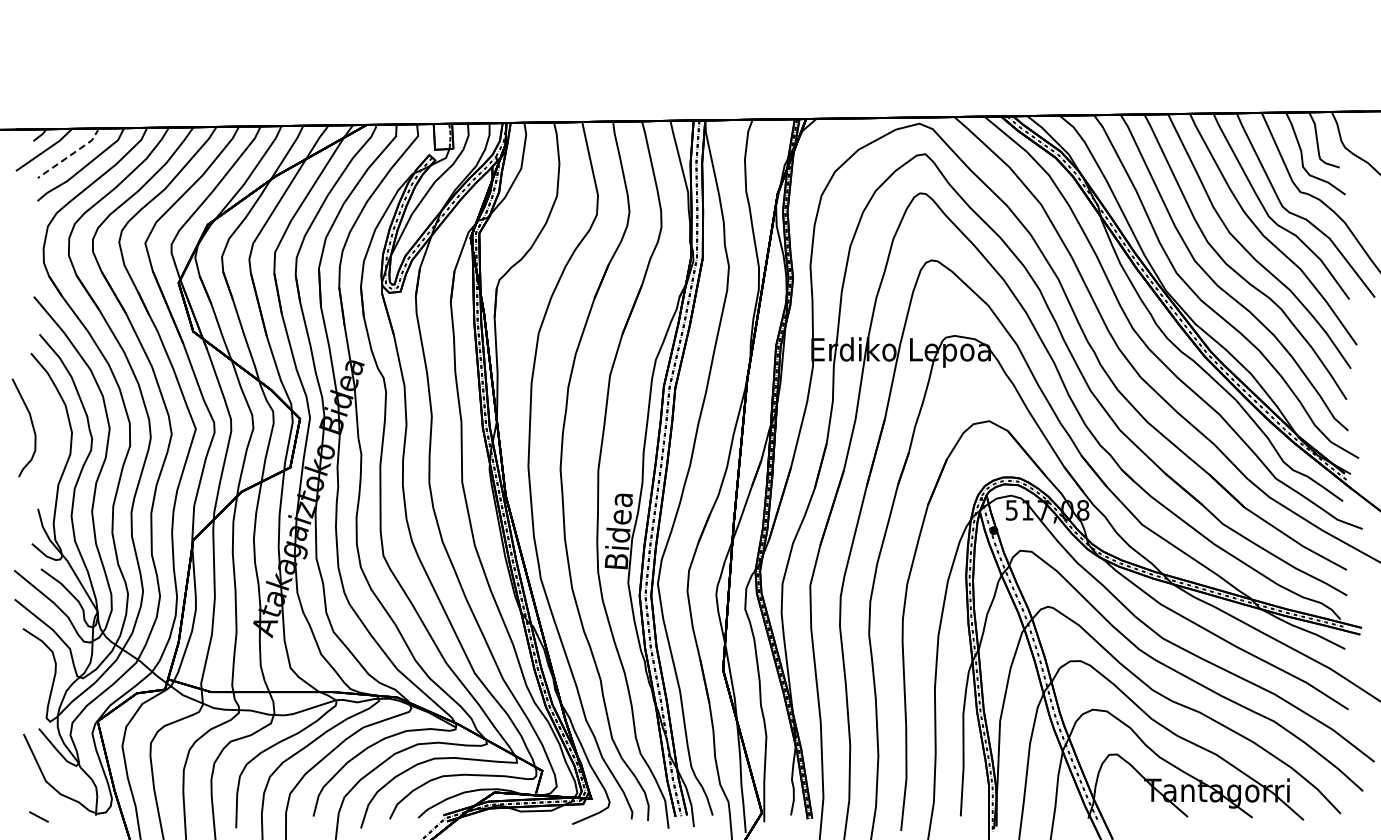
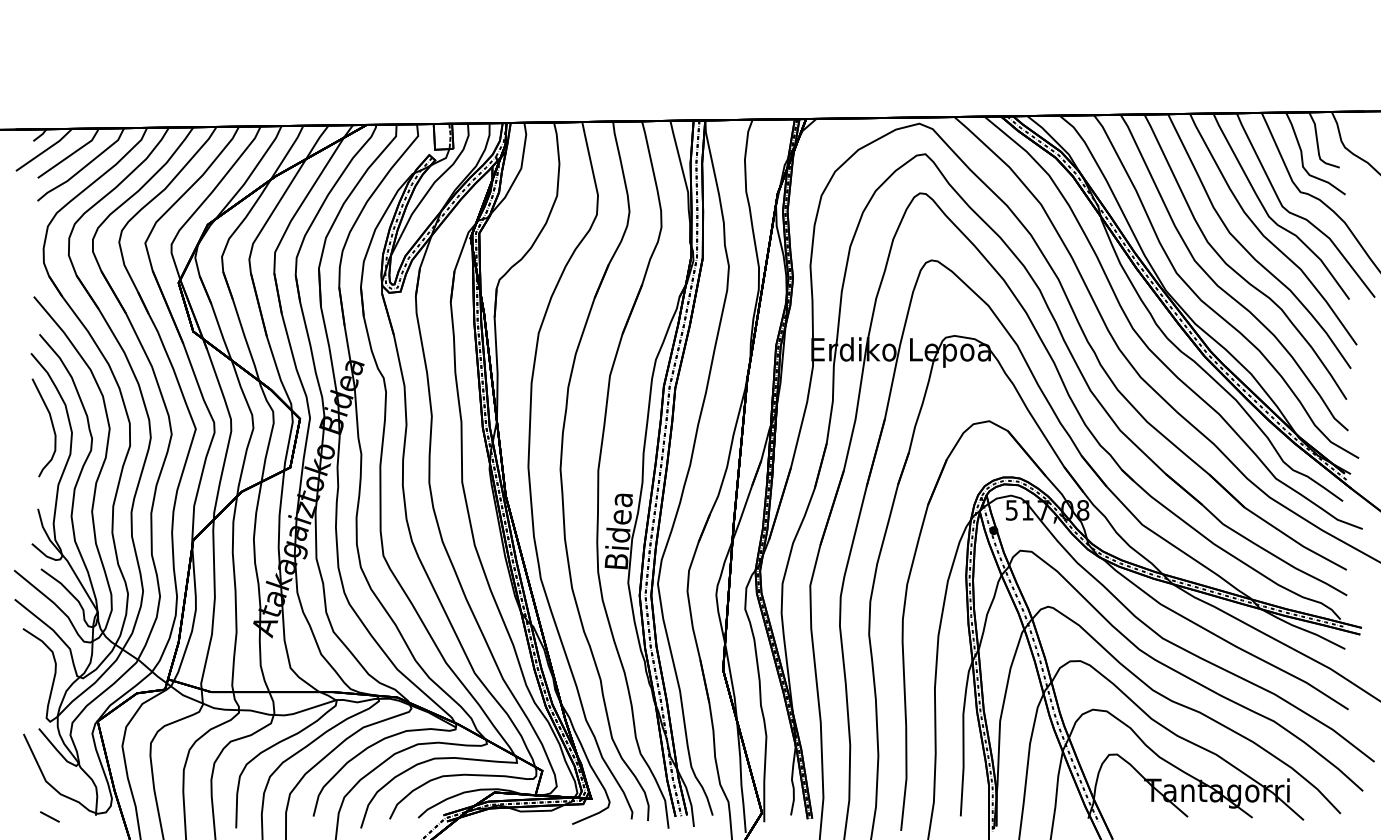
line: dashed -> solid (71, 154)
curve position: (31, 424) -> (51, 424) (51, 424)
line position: (38, 816) -> (49, 816) (49, 816)
